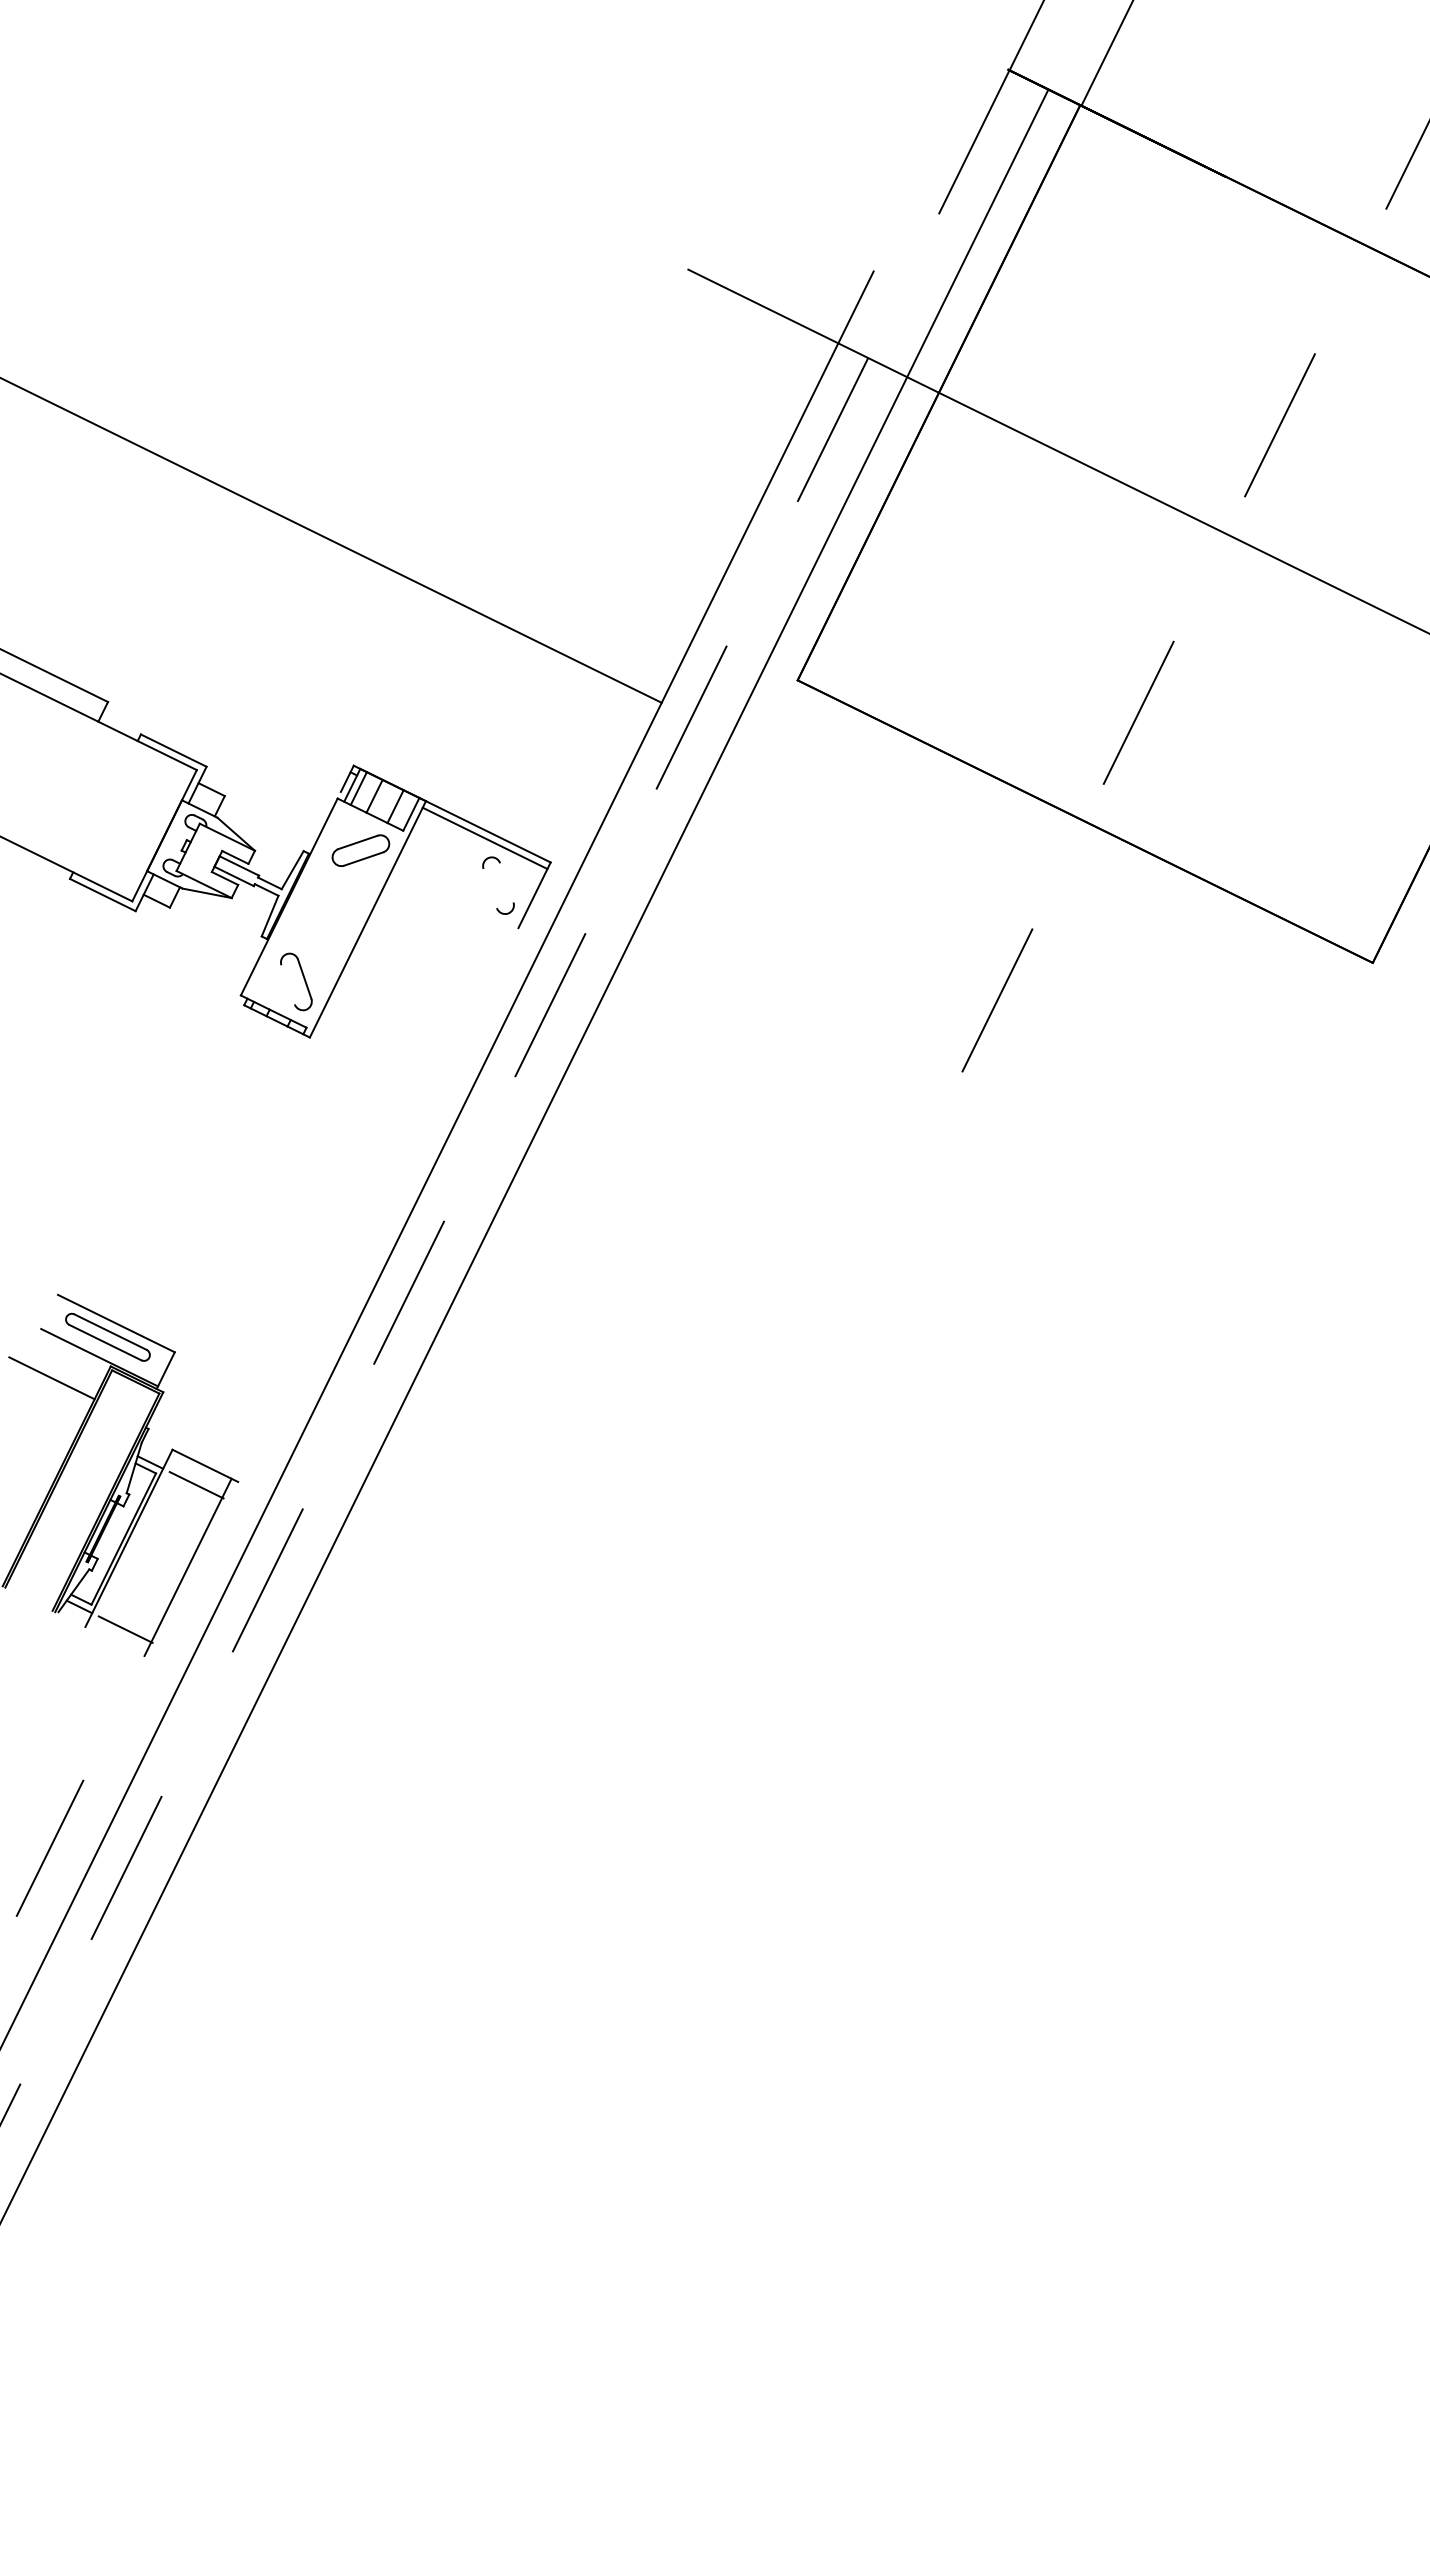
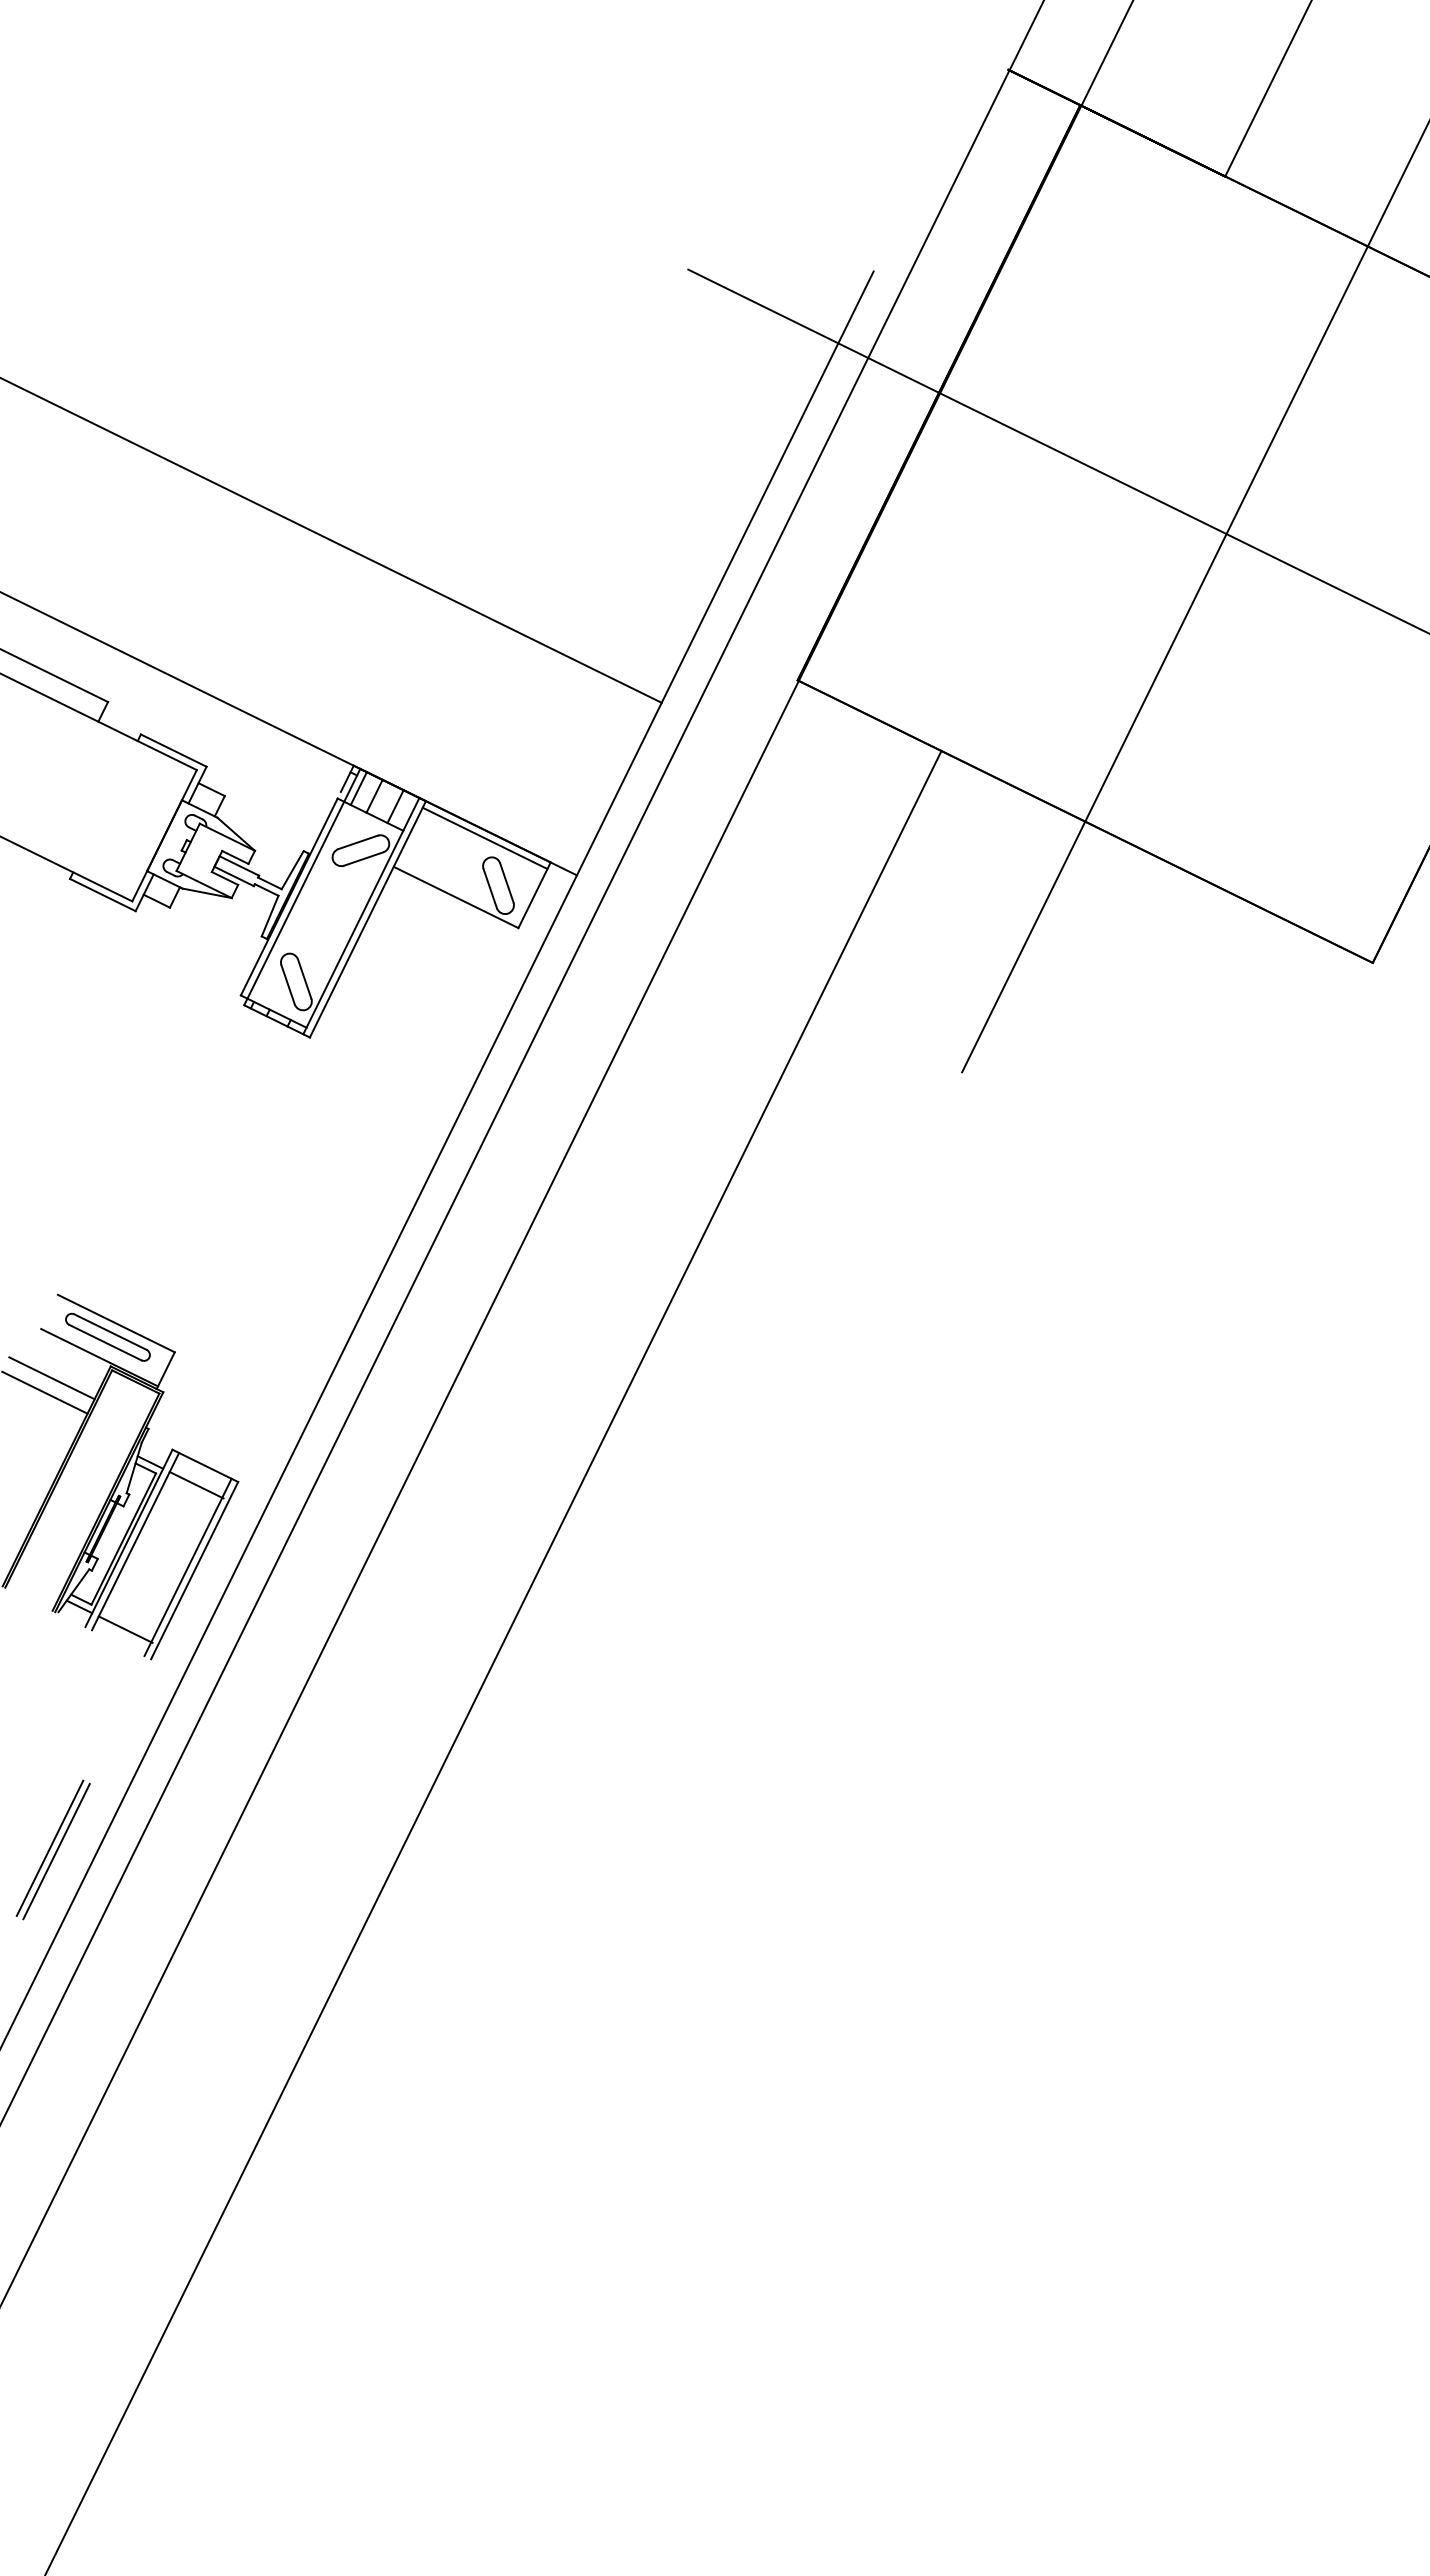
line: none -> present (1267, 89)
line: dashed -> solid (1196, 595)
line: none -> present (289, 734)
line: none -> present (506, 882)
line: none -> present (489, 888)
line: none -> present (455, 897)
line: none -> present (295, 899)
line: none -> present (354, 928)
line: none -> present (287, 984)
line: dashed -> solid (504, 1098)
line position: (525, 1154) -> (541, 1203) (541, 1203)
line: none -> present (44, 1392)
line: none -> present (135, 1541)
line: none -> present (194, 1570)
line: none -> present (493, 1661)
line: none -> present (56, 1851)
